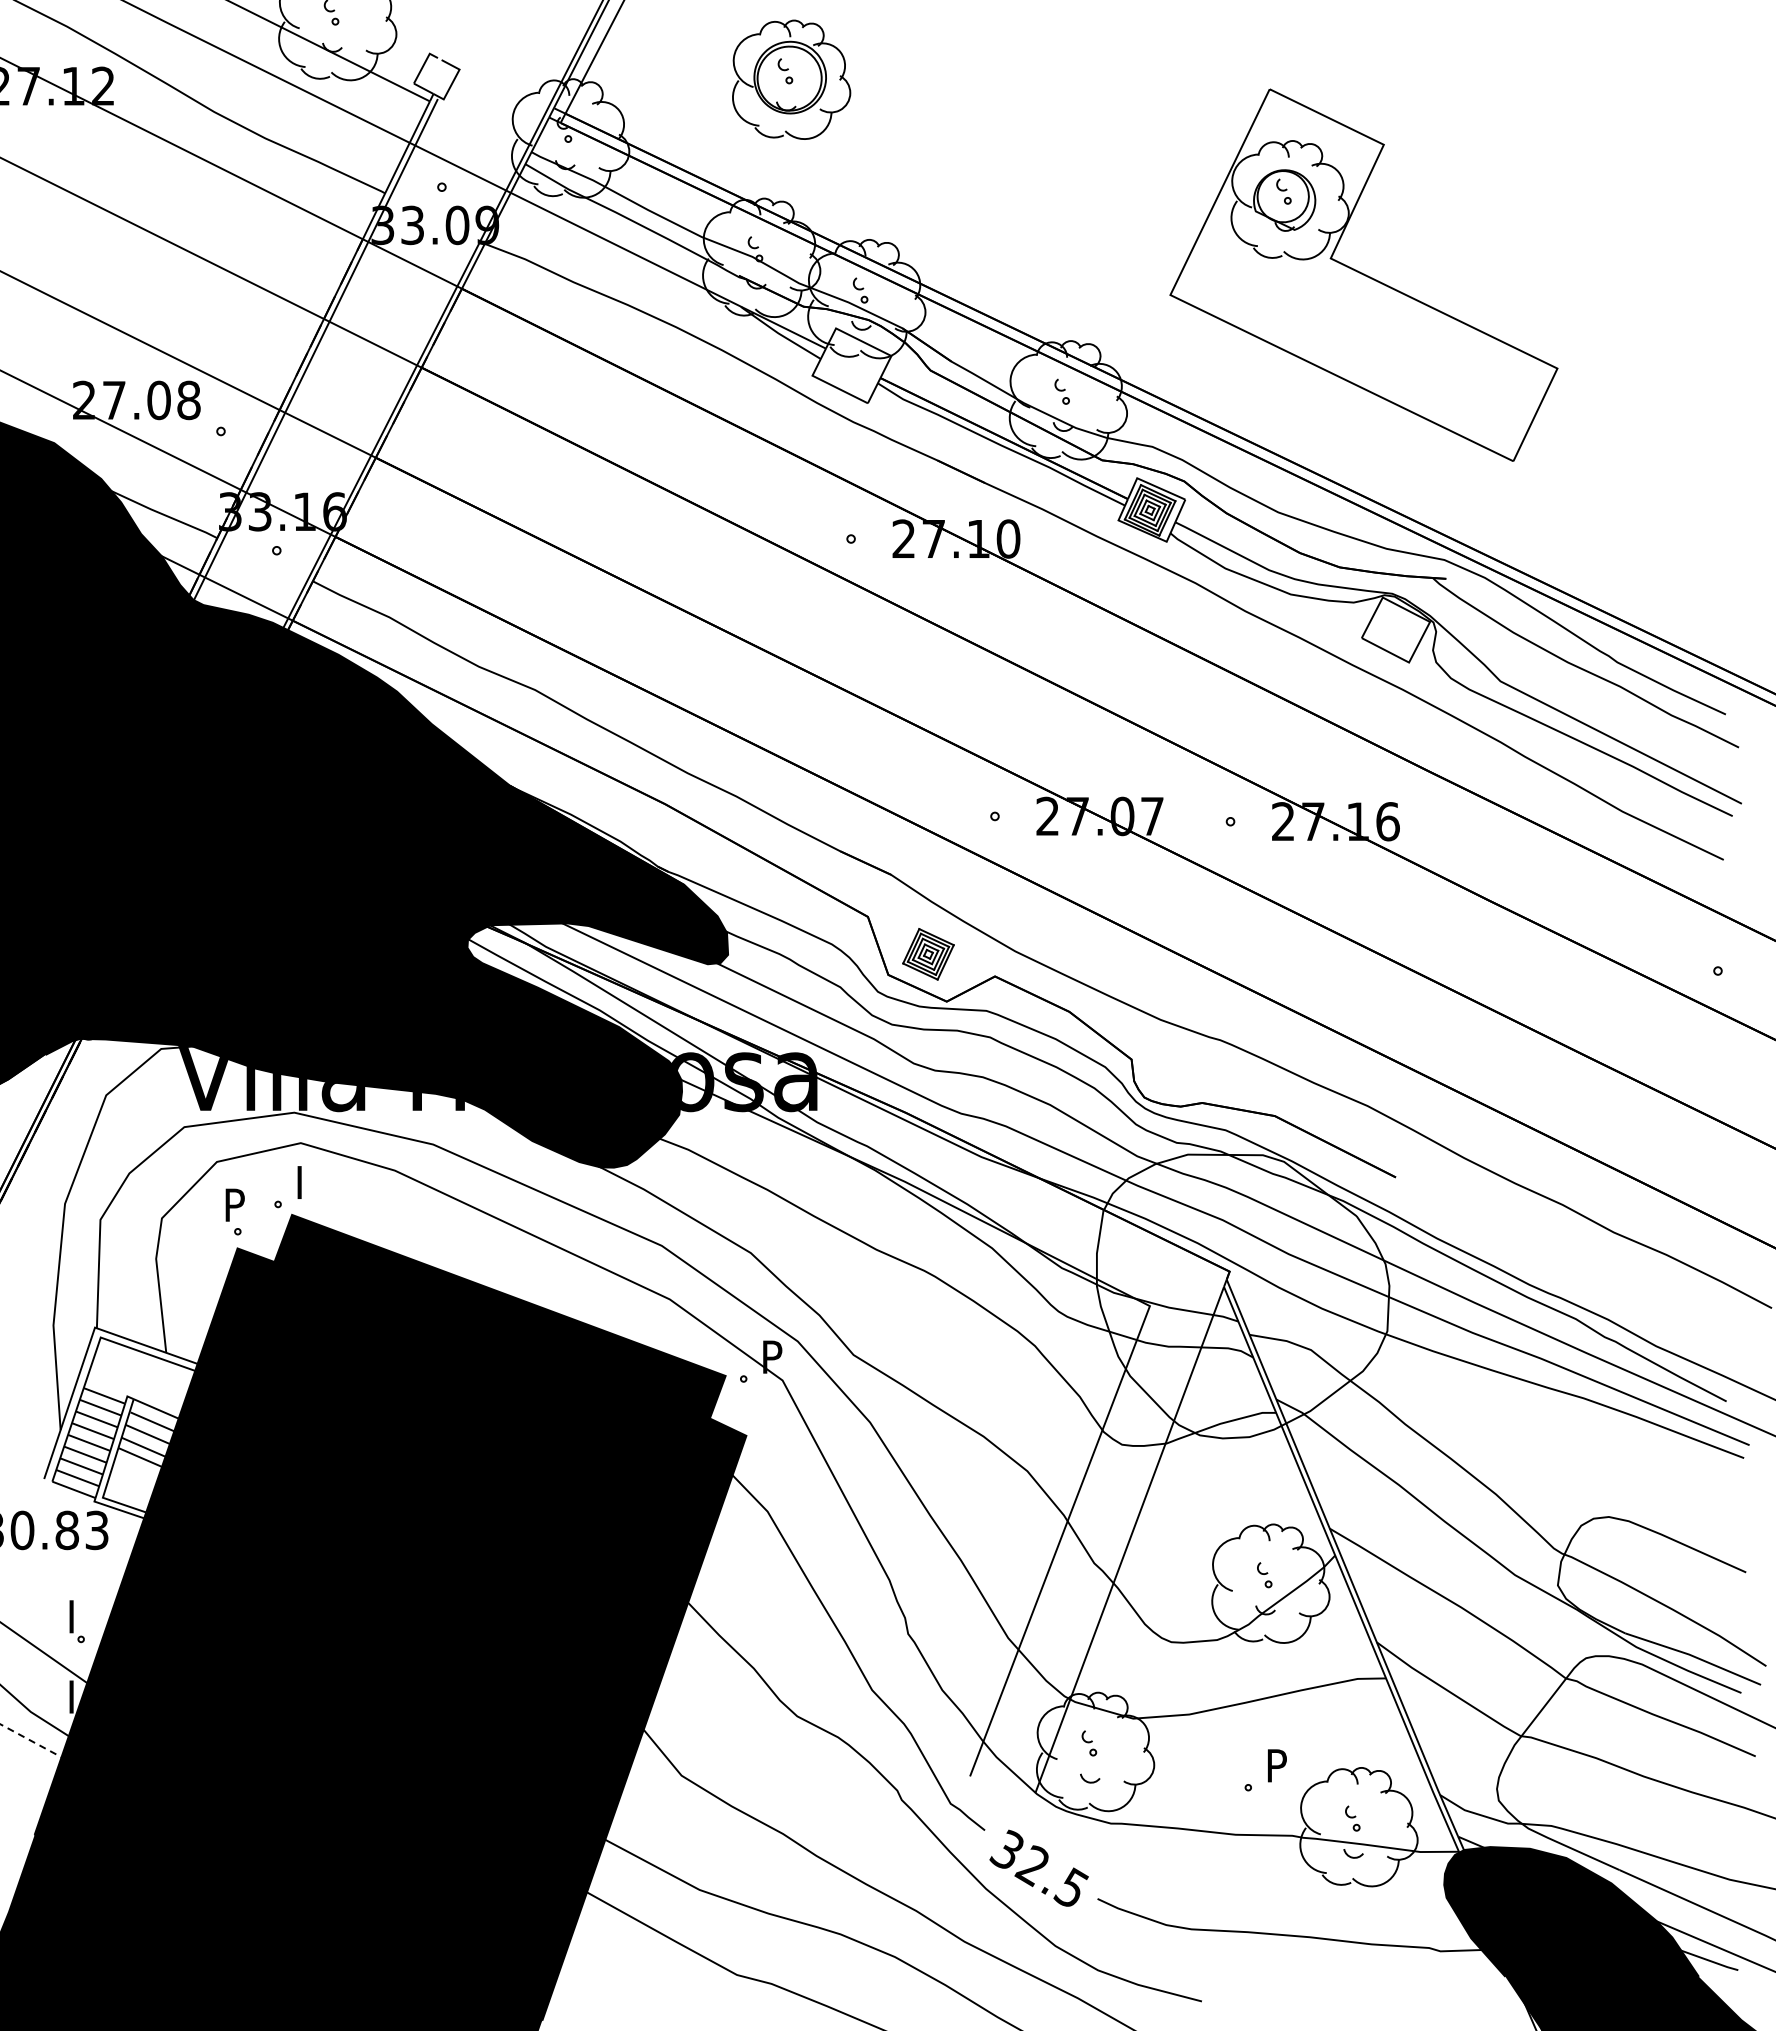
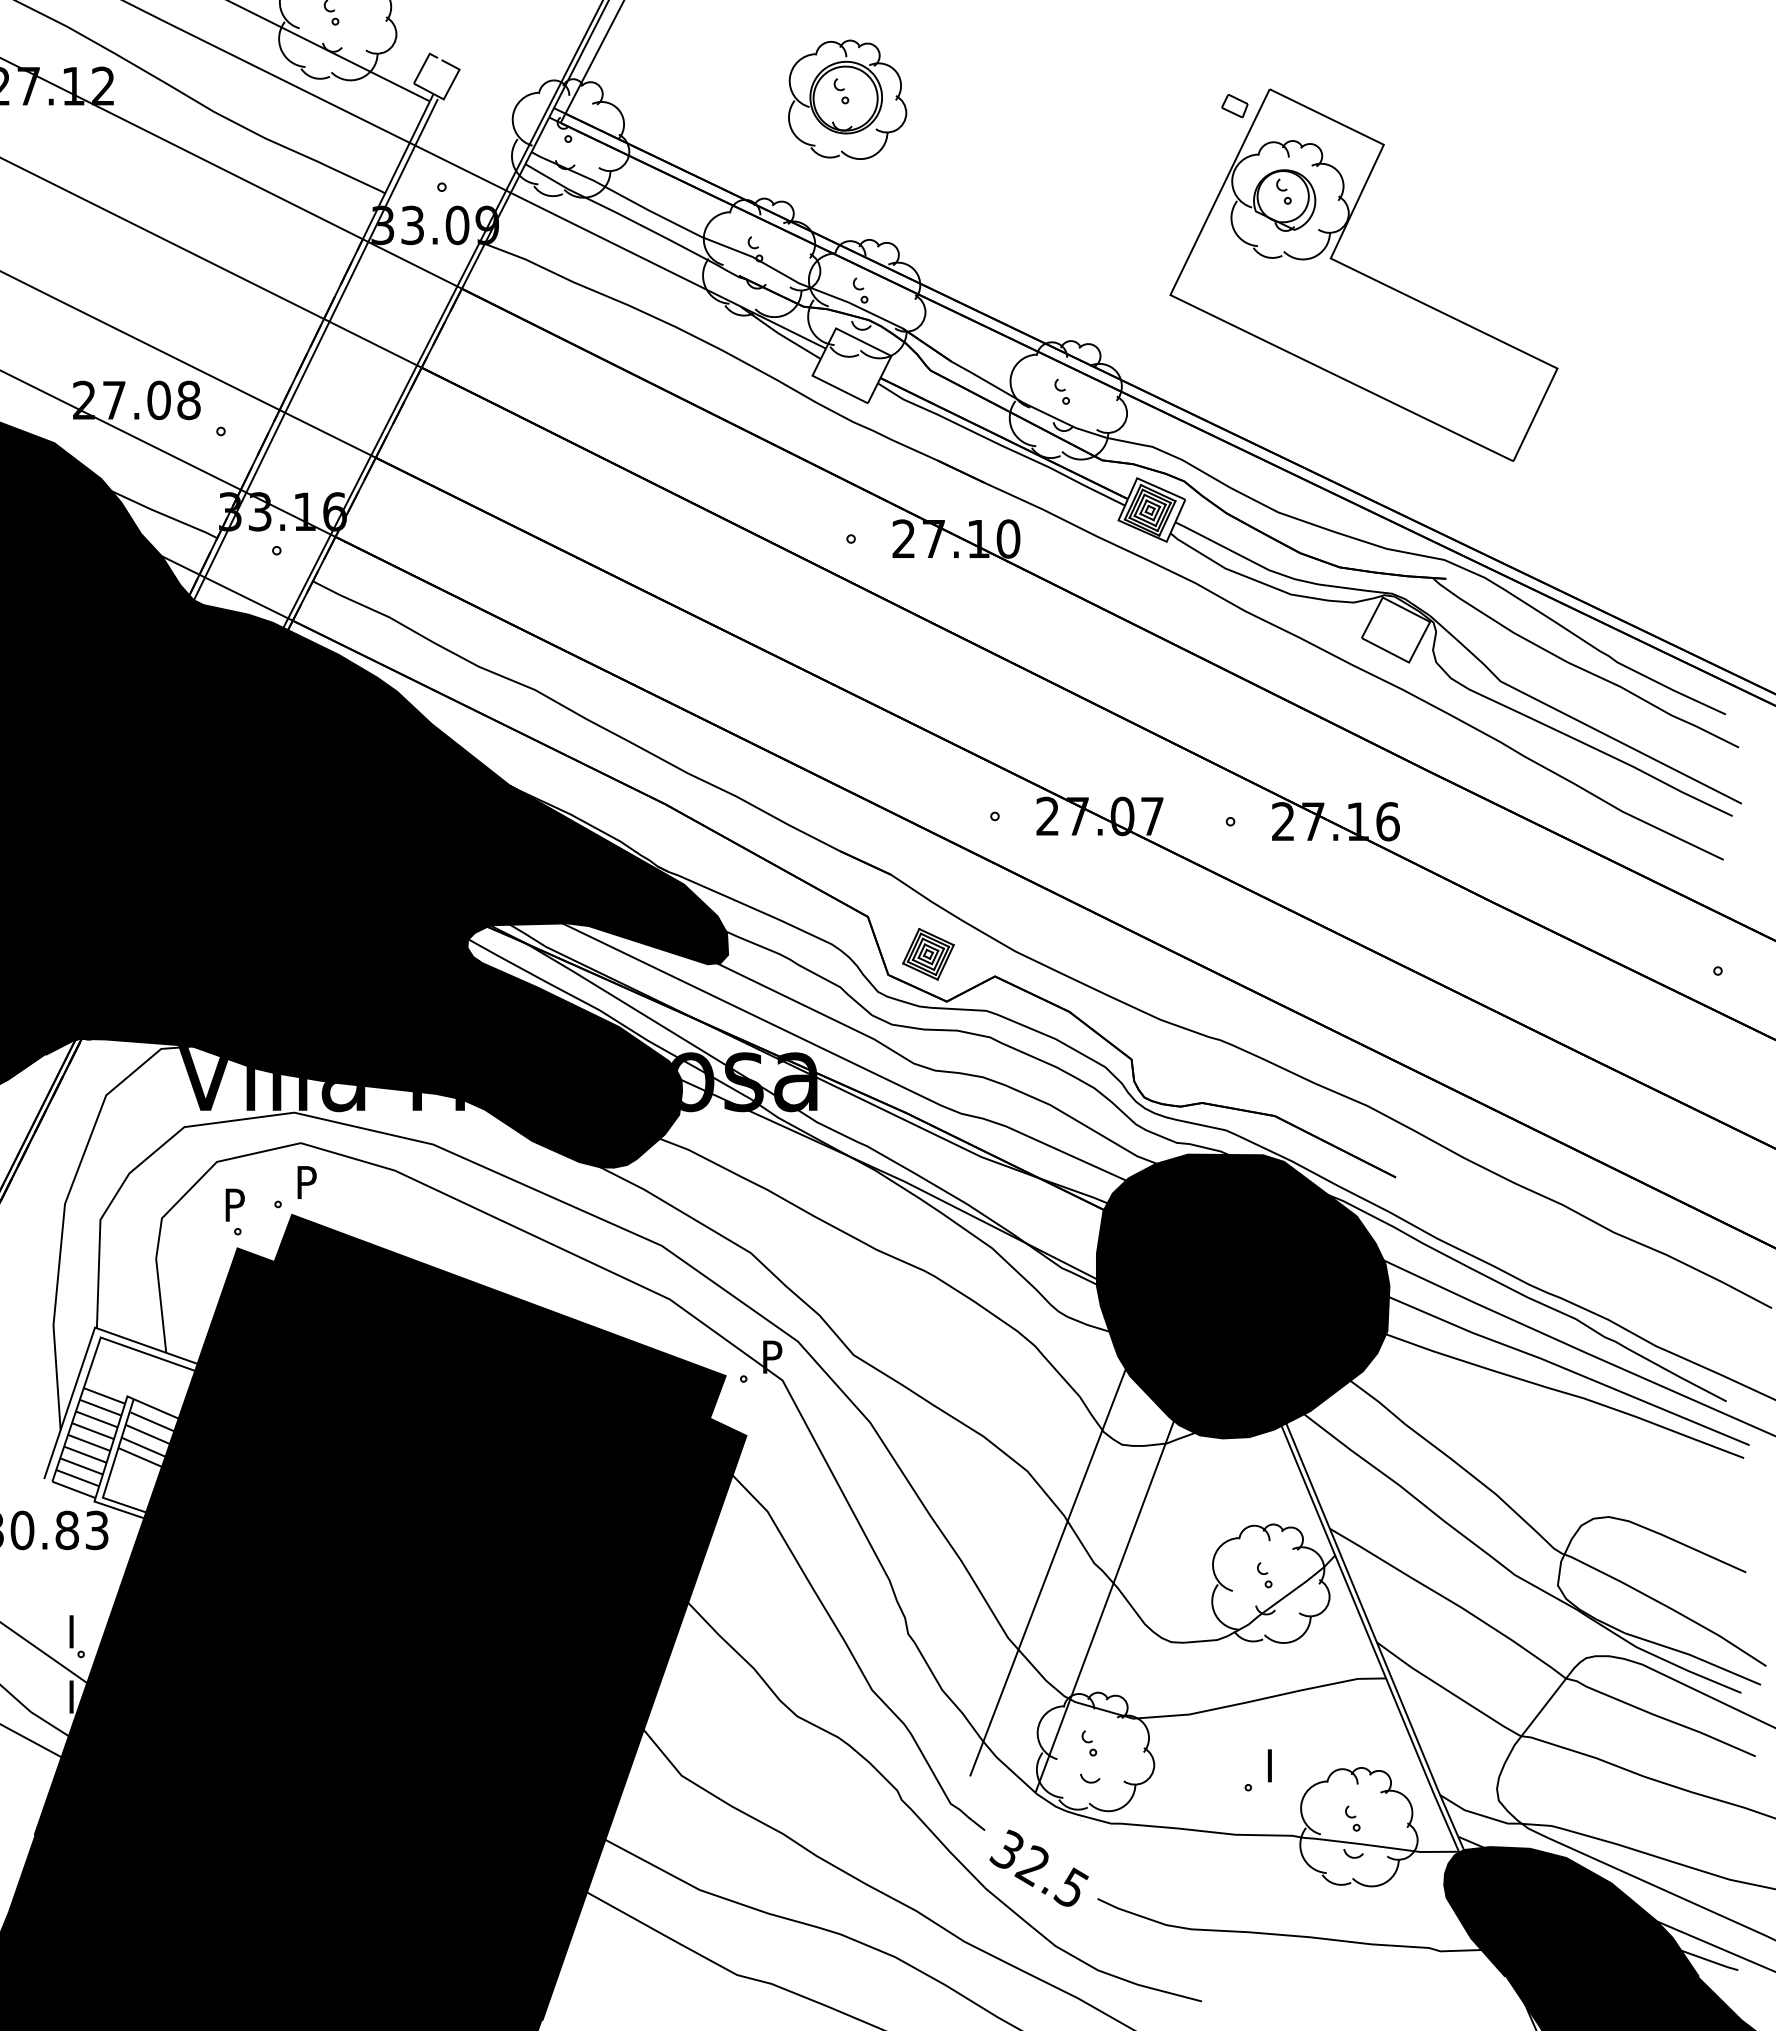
part position: (791, 79) -> (847, 99) (847, 99)
part: none -> present (1234, 106)
text: I -> P (308, 1175)
fill: none -> present (1242, 1296)
part position: (76, 1621) -> (76, 1636) (76, 1636)
line: dashed -> solid (30, 1740)
text: P -> I (1279, 1758)
